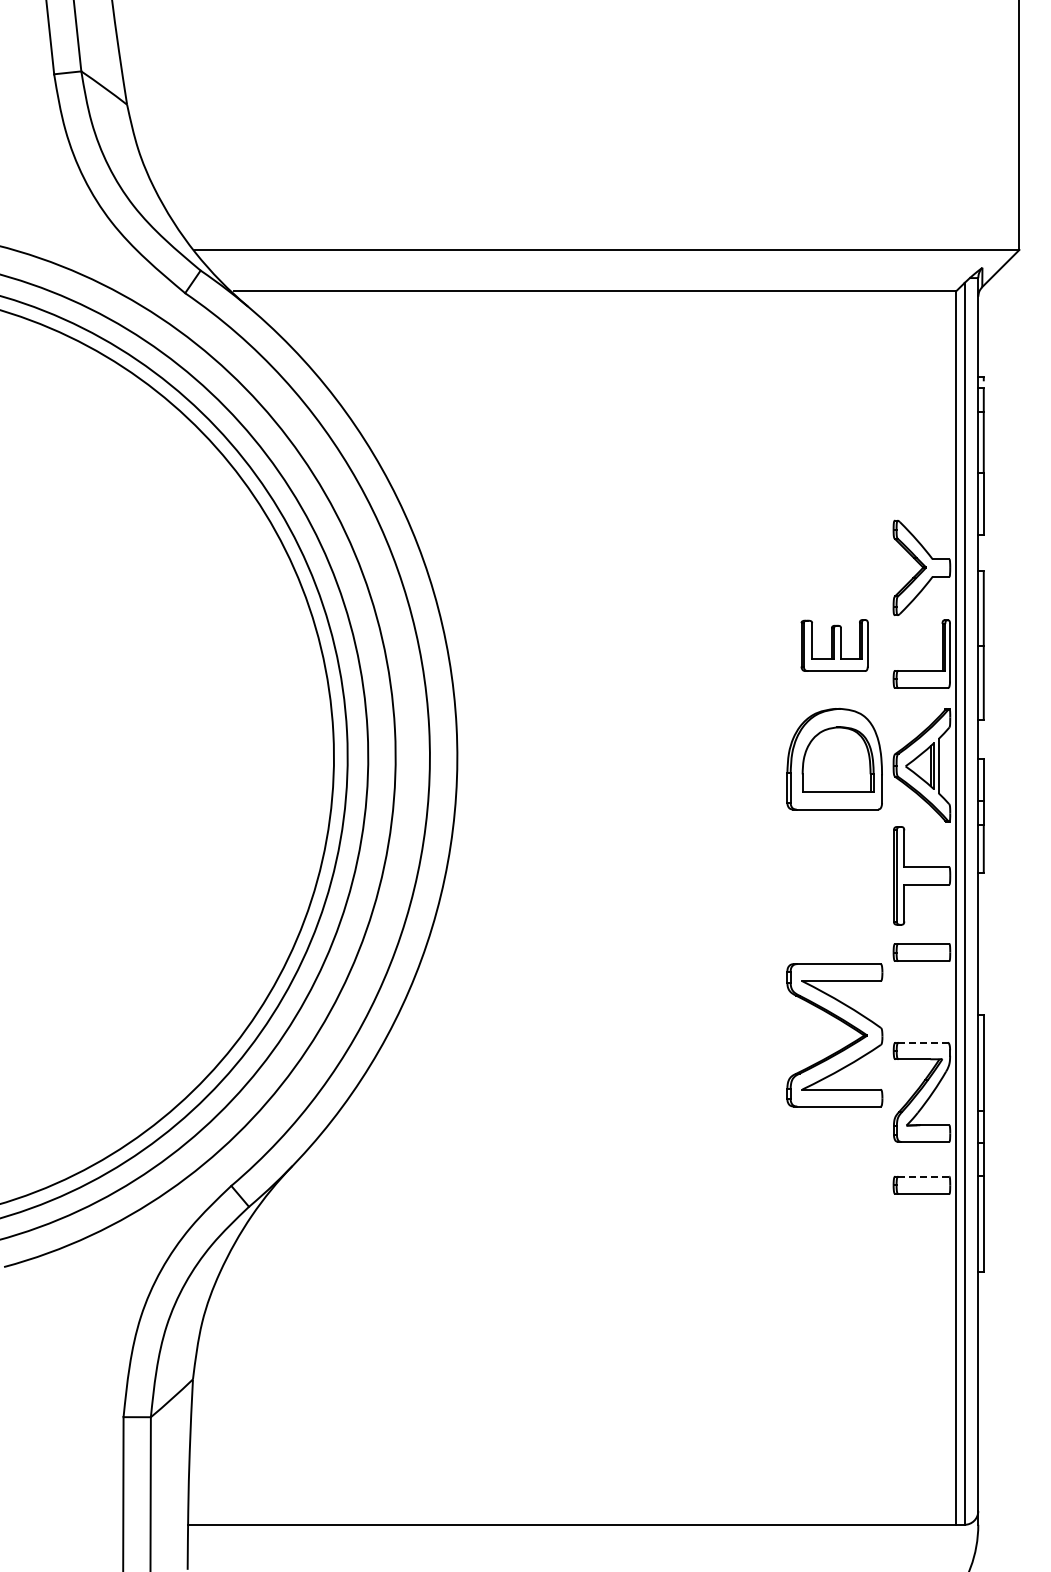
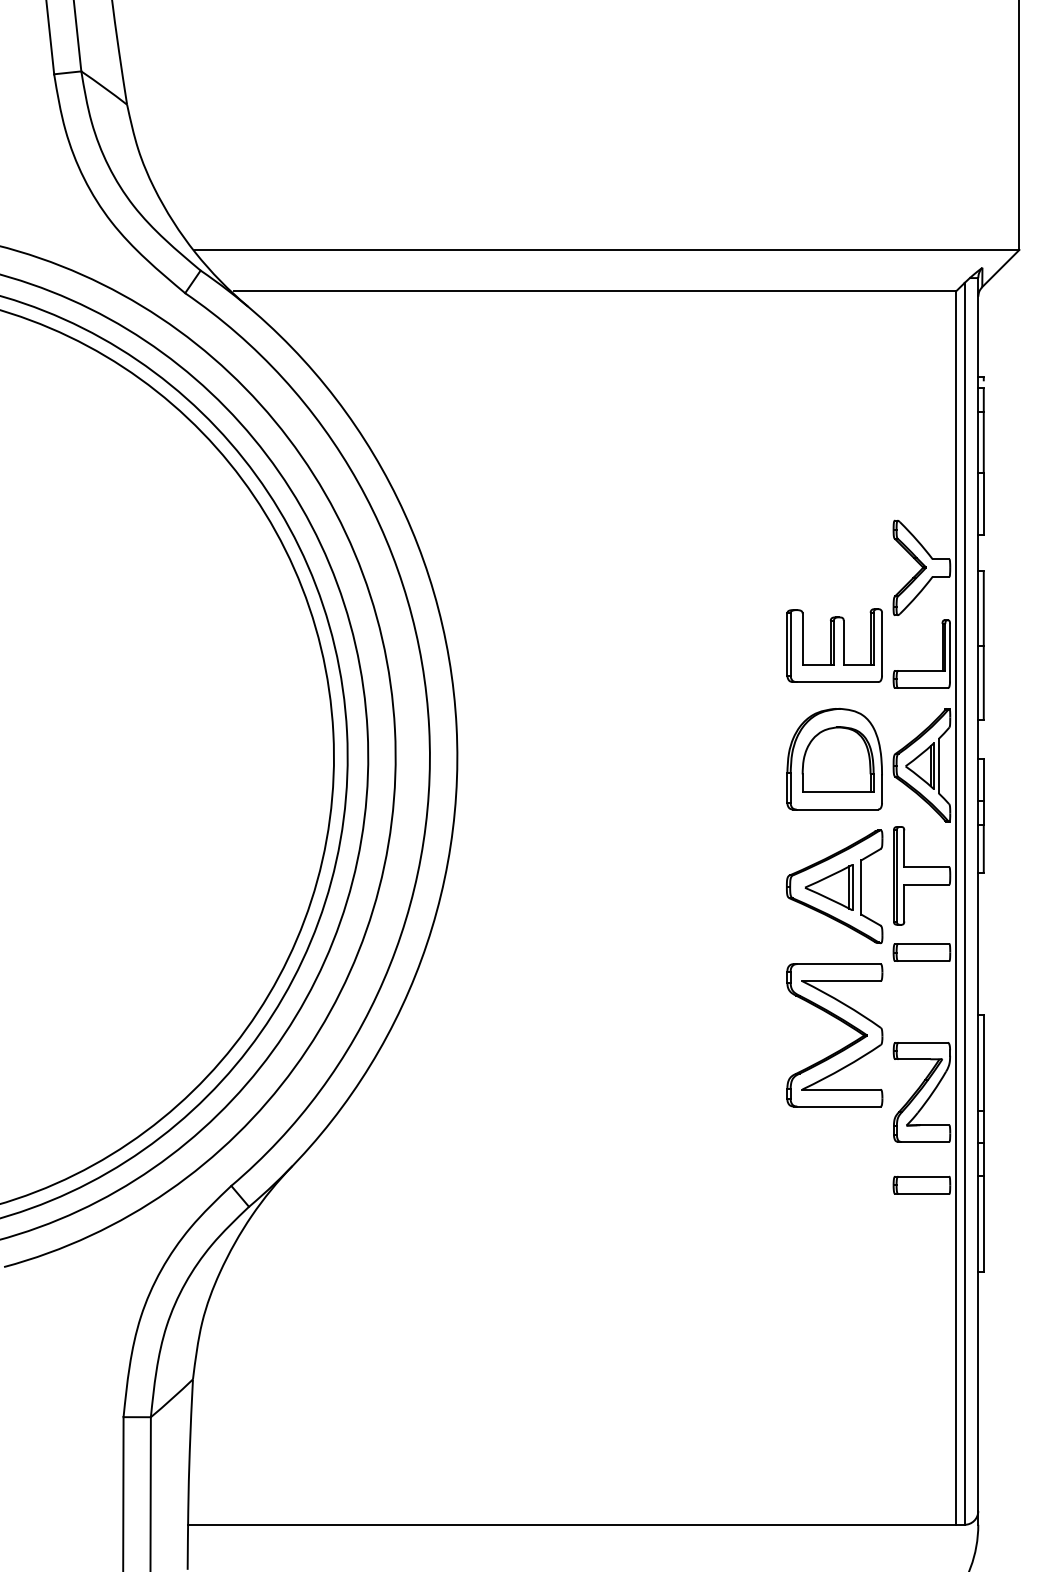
part size: 69x53 px -> 97x75 px (834, 645)
part: none -> present (834, 886)
line: dashed -> solid (923, 1042)
line: dashed -> solid (923, 1176)
